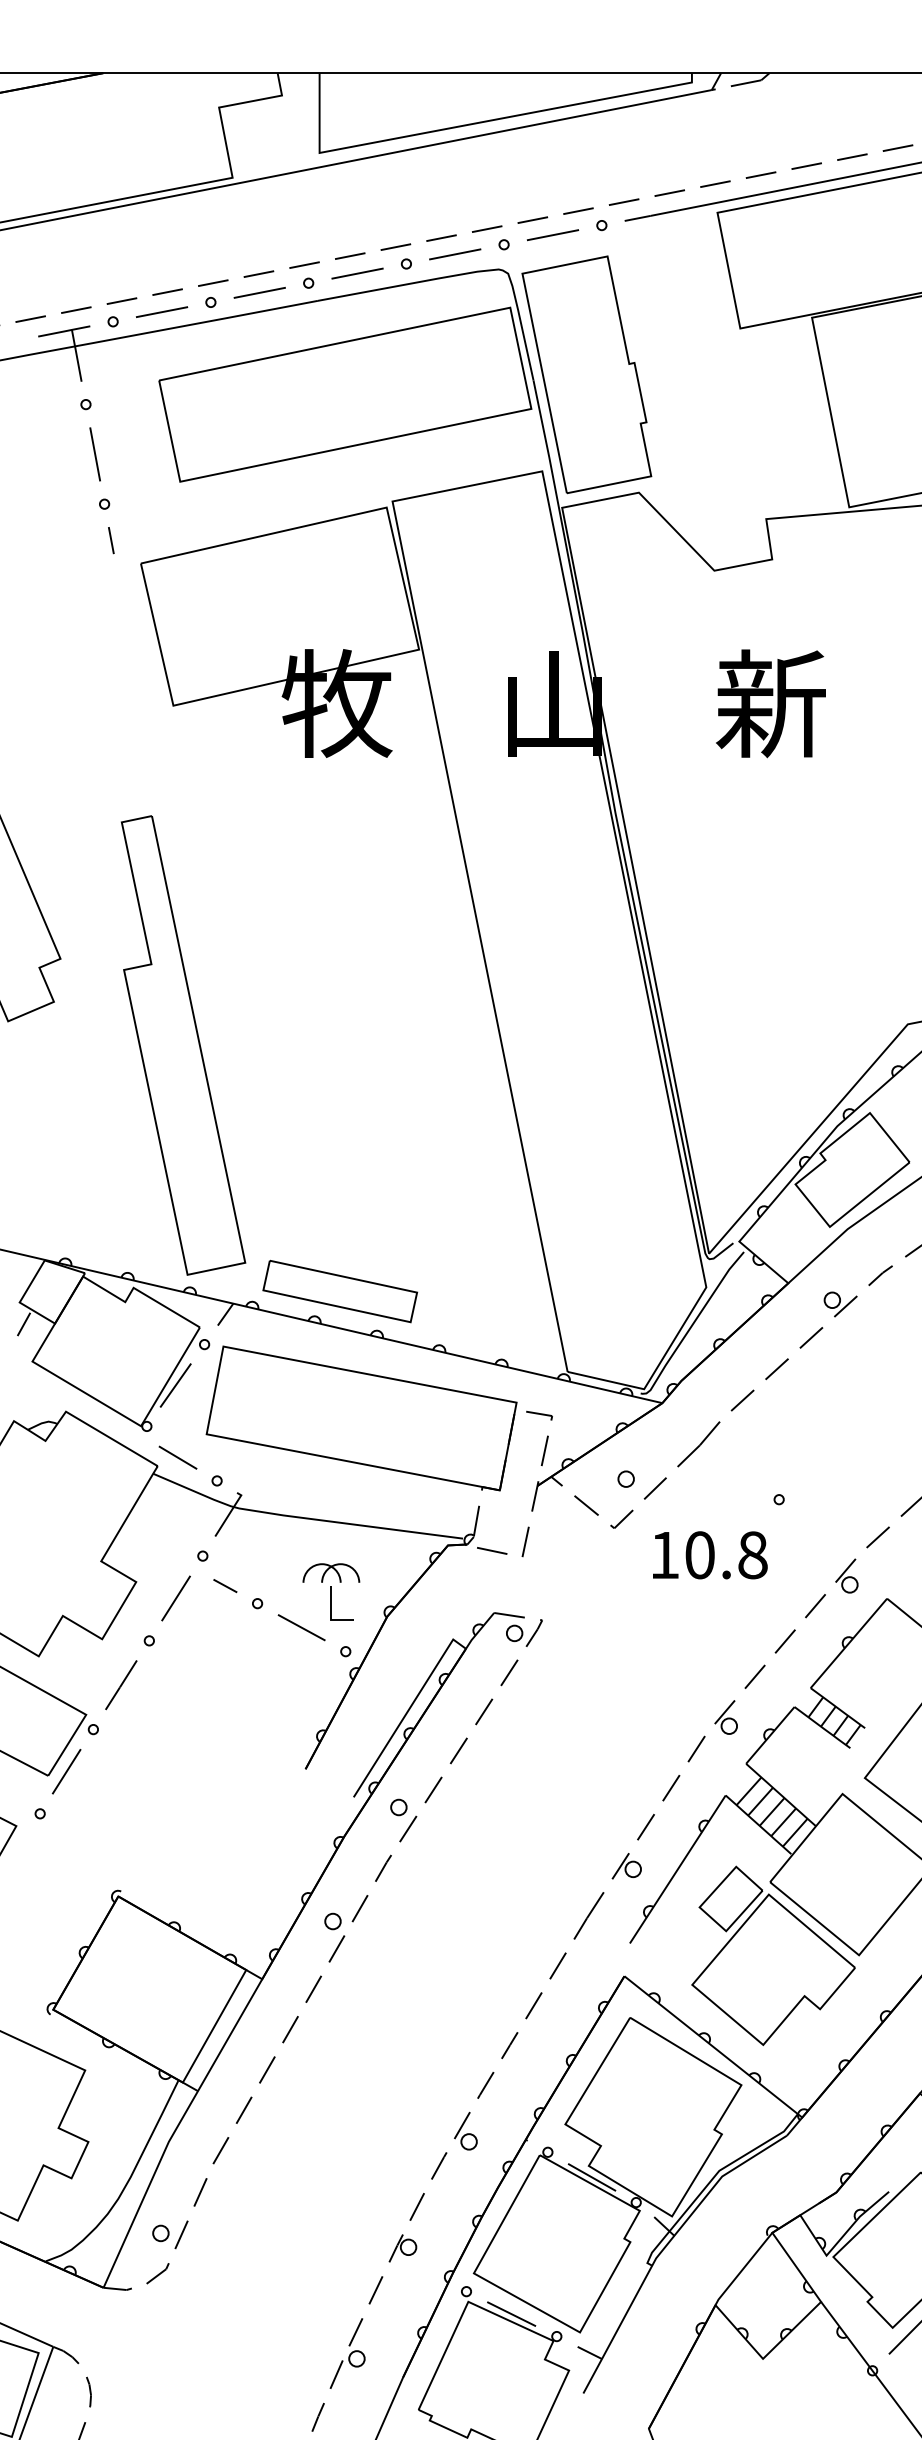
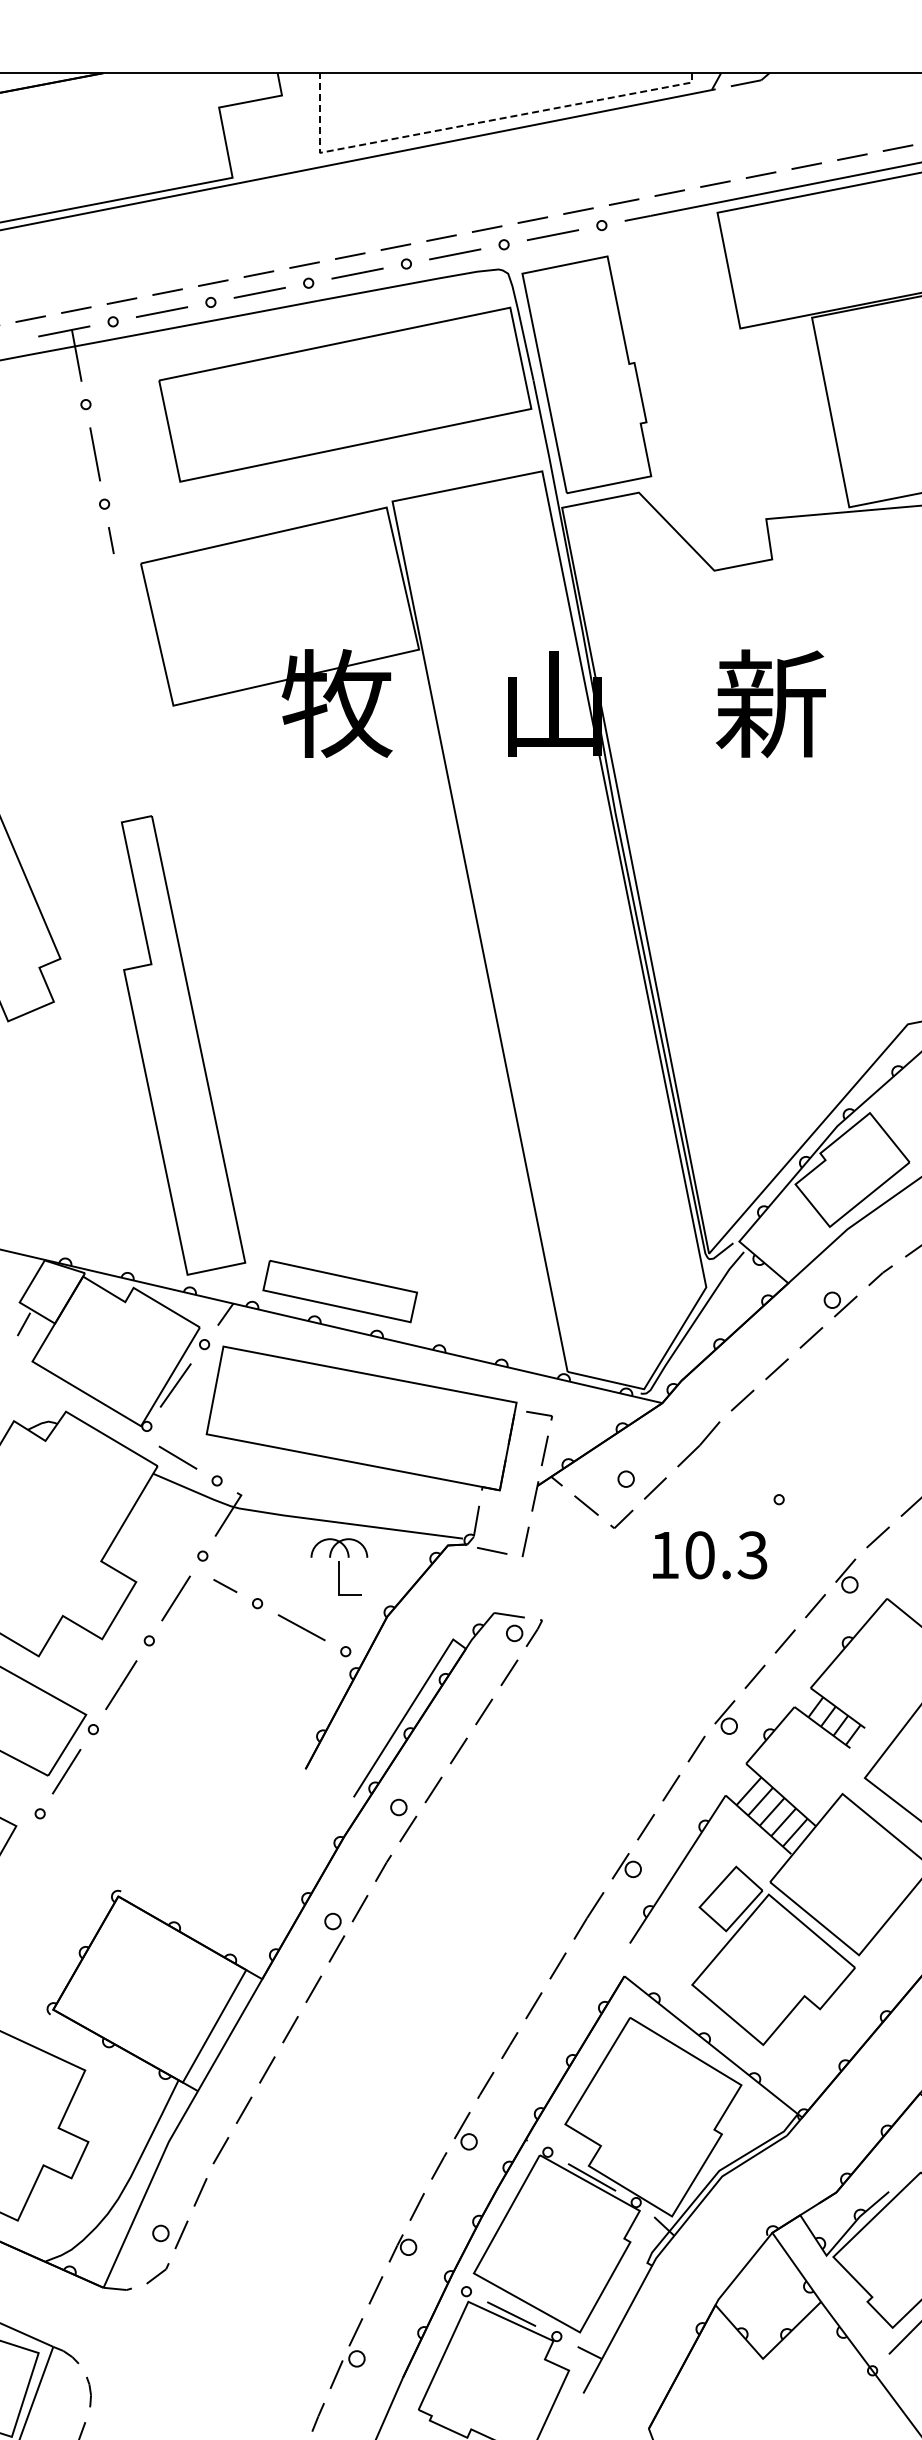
line: solid -> dashed (470, 124)
text: 10.8 -> 10.3 (752, 1555)
part position: (331, 1591) -> (339, 1566) (339, 1566)
